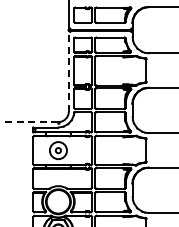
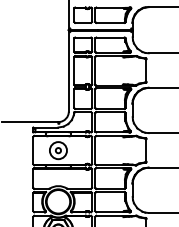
line: dashed -> solid (68, 71)
line: dashed -> solid (29, 122)
